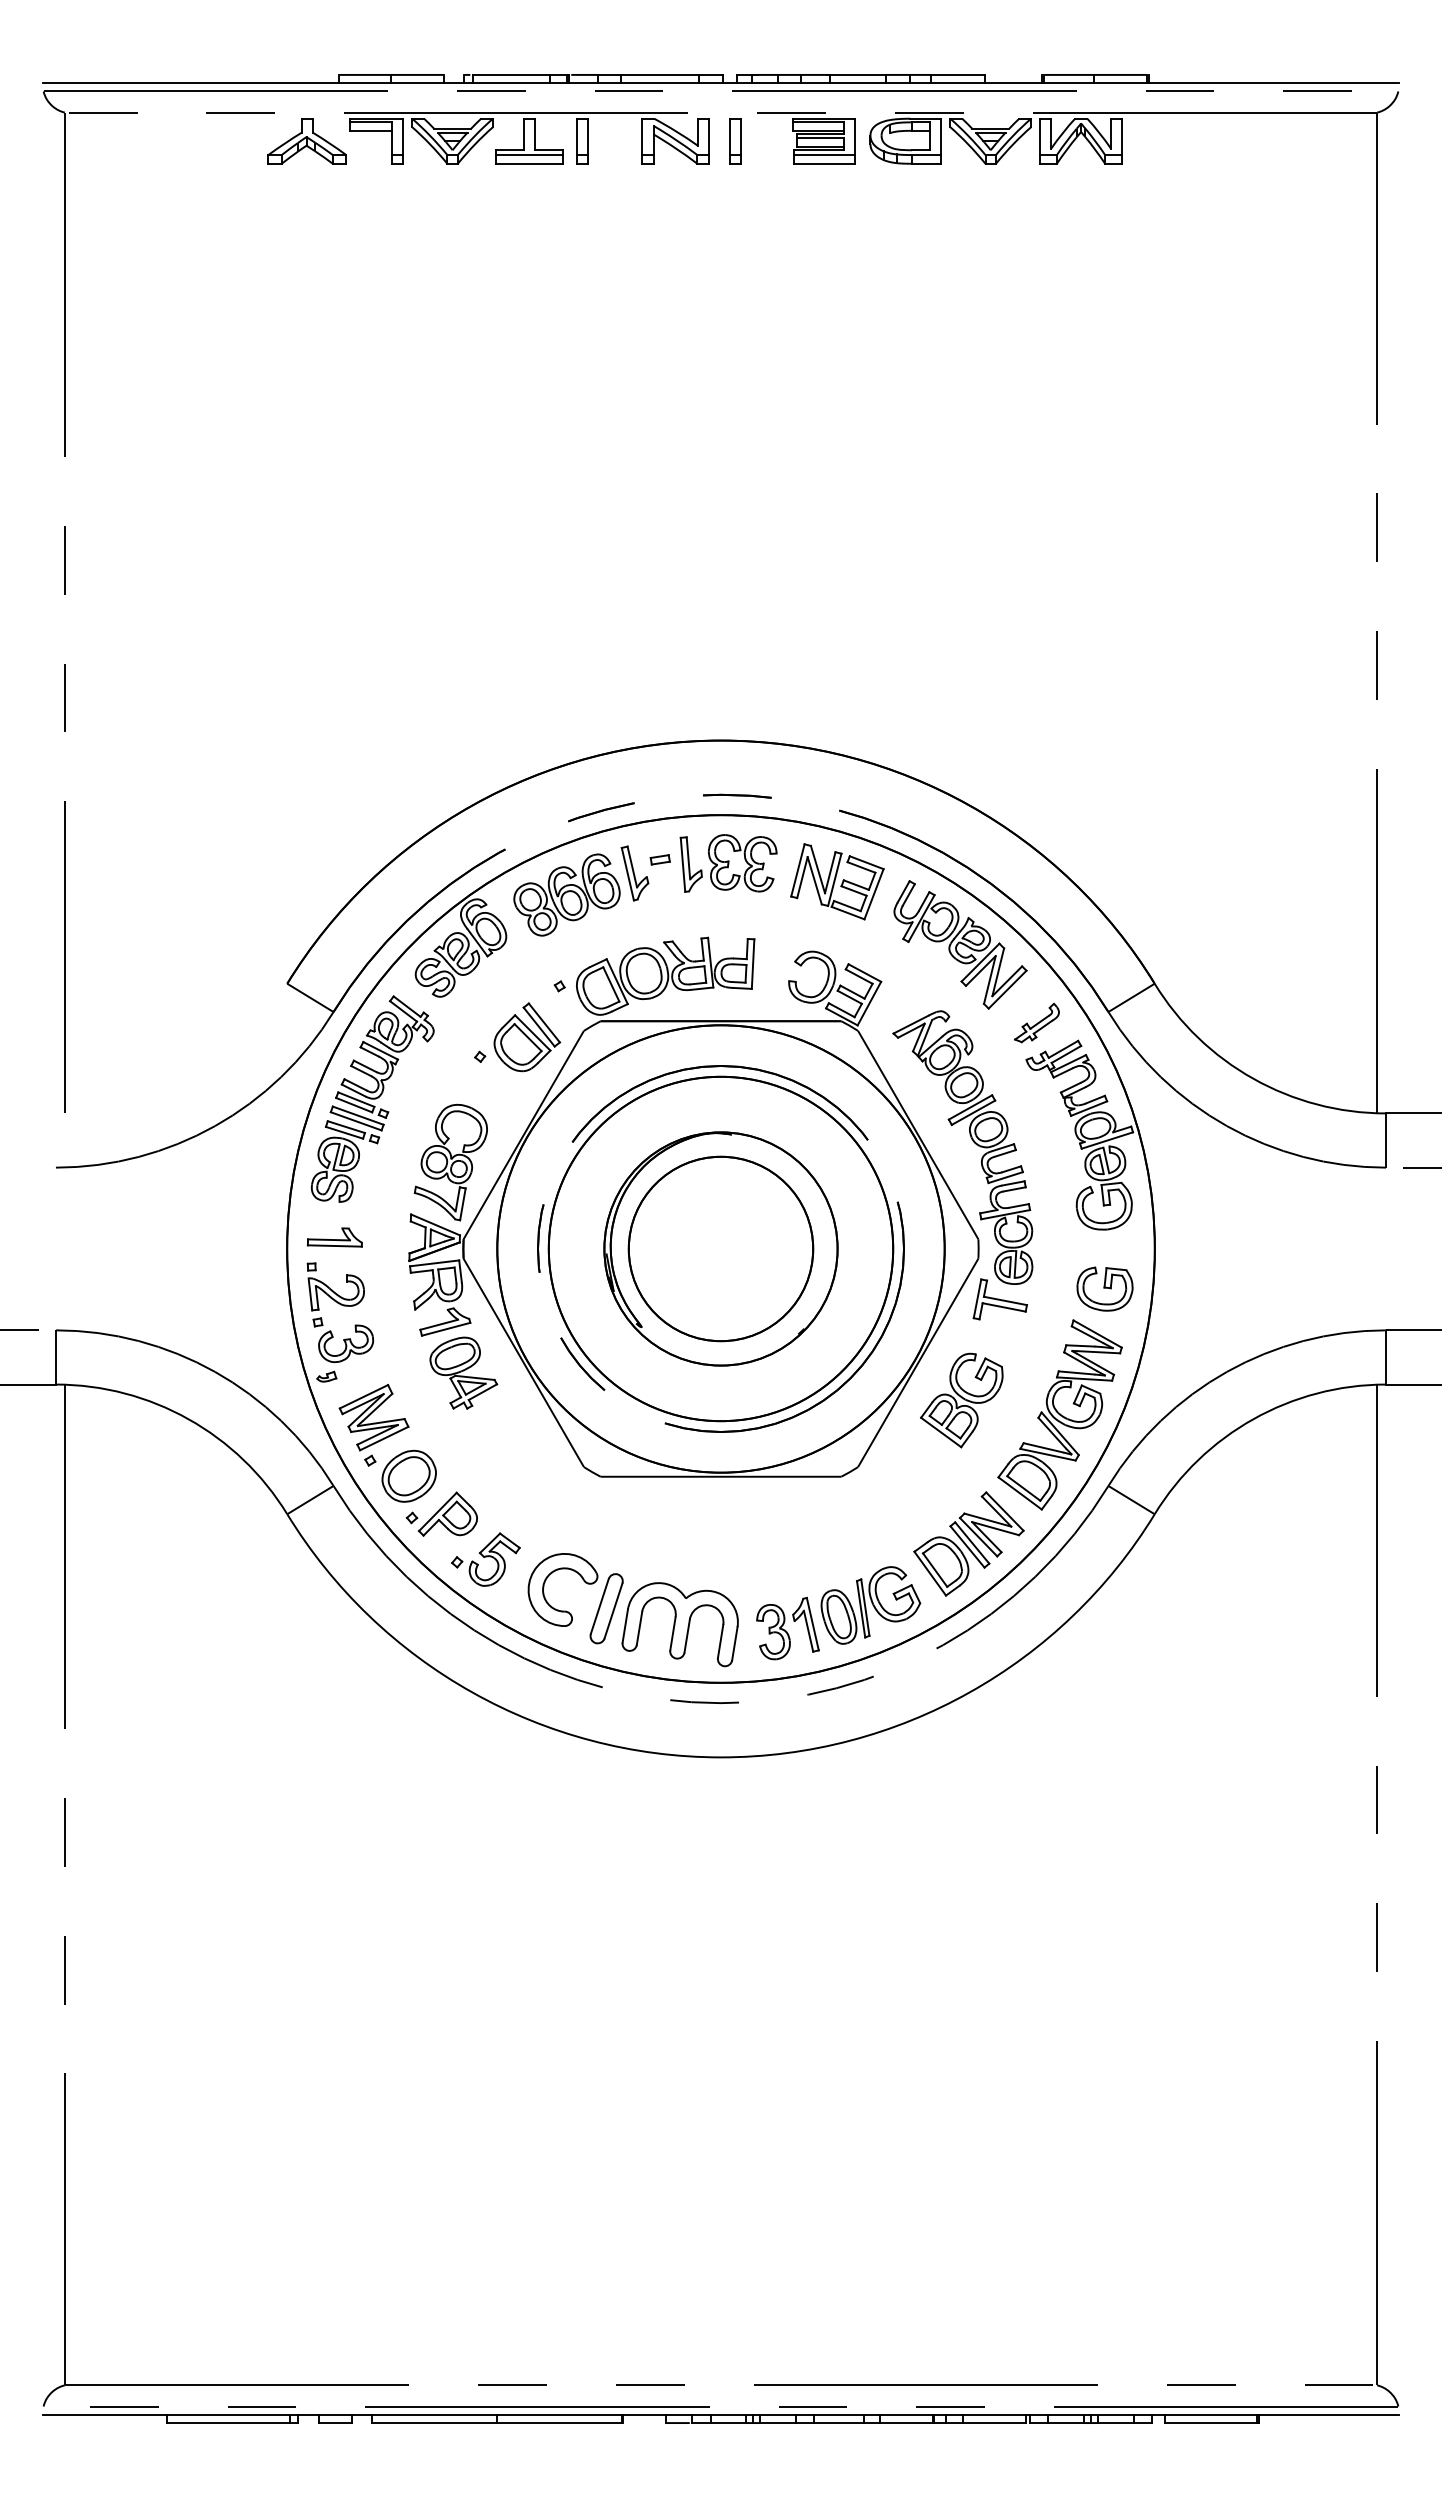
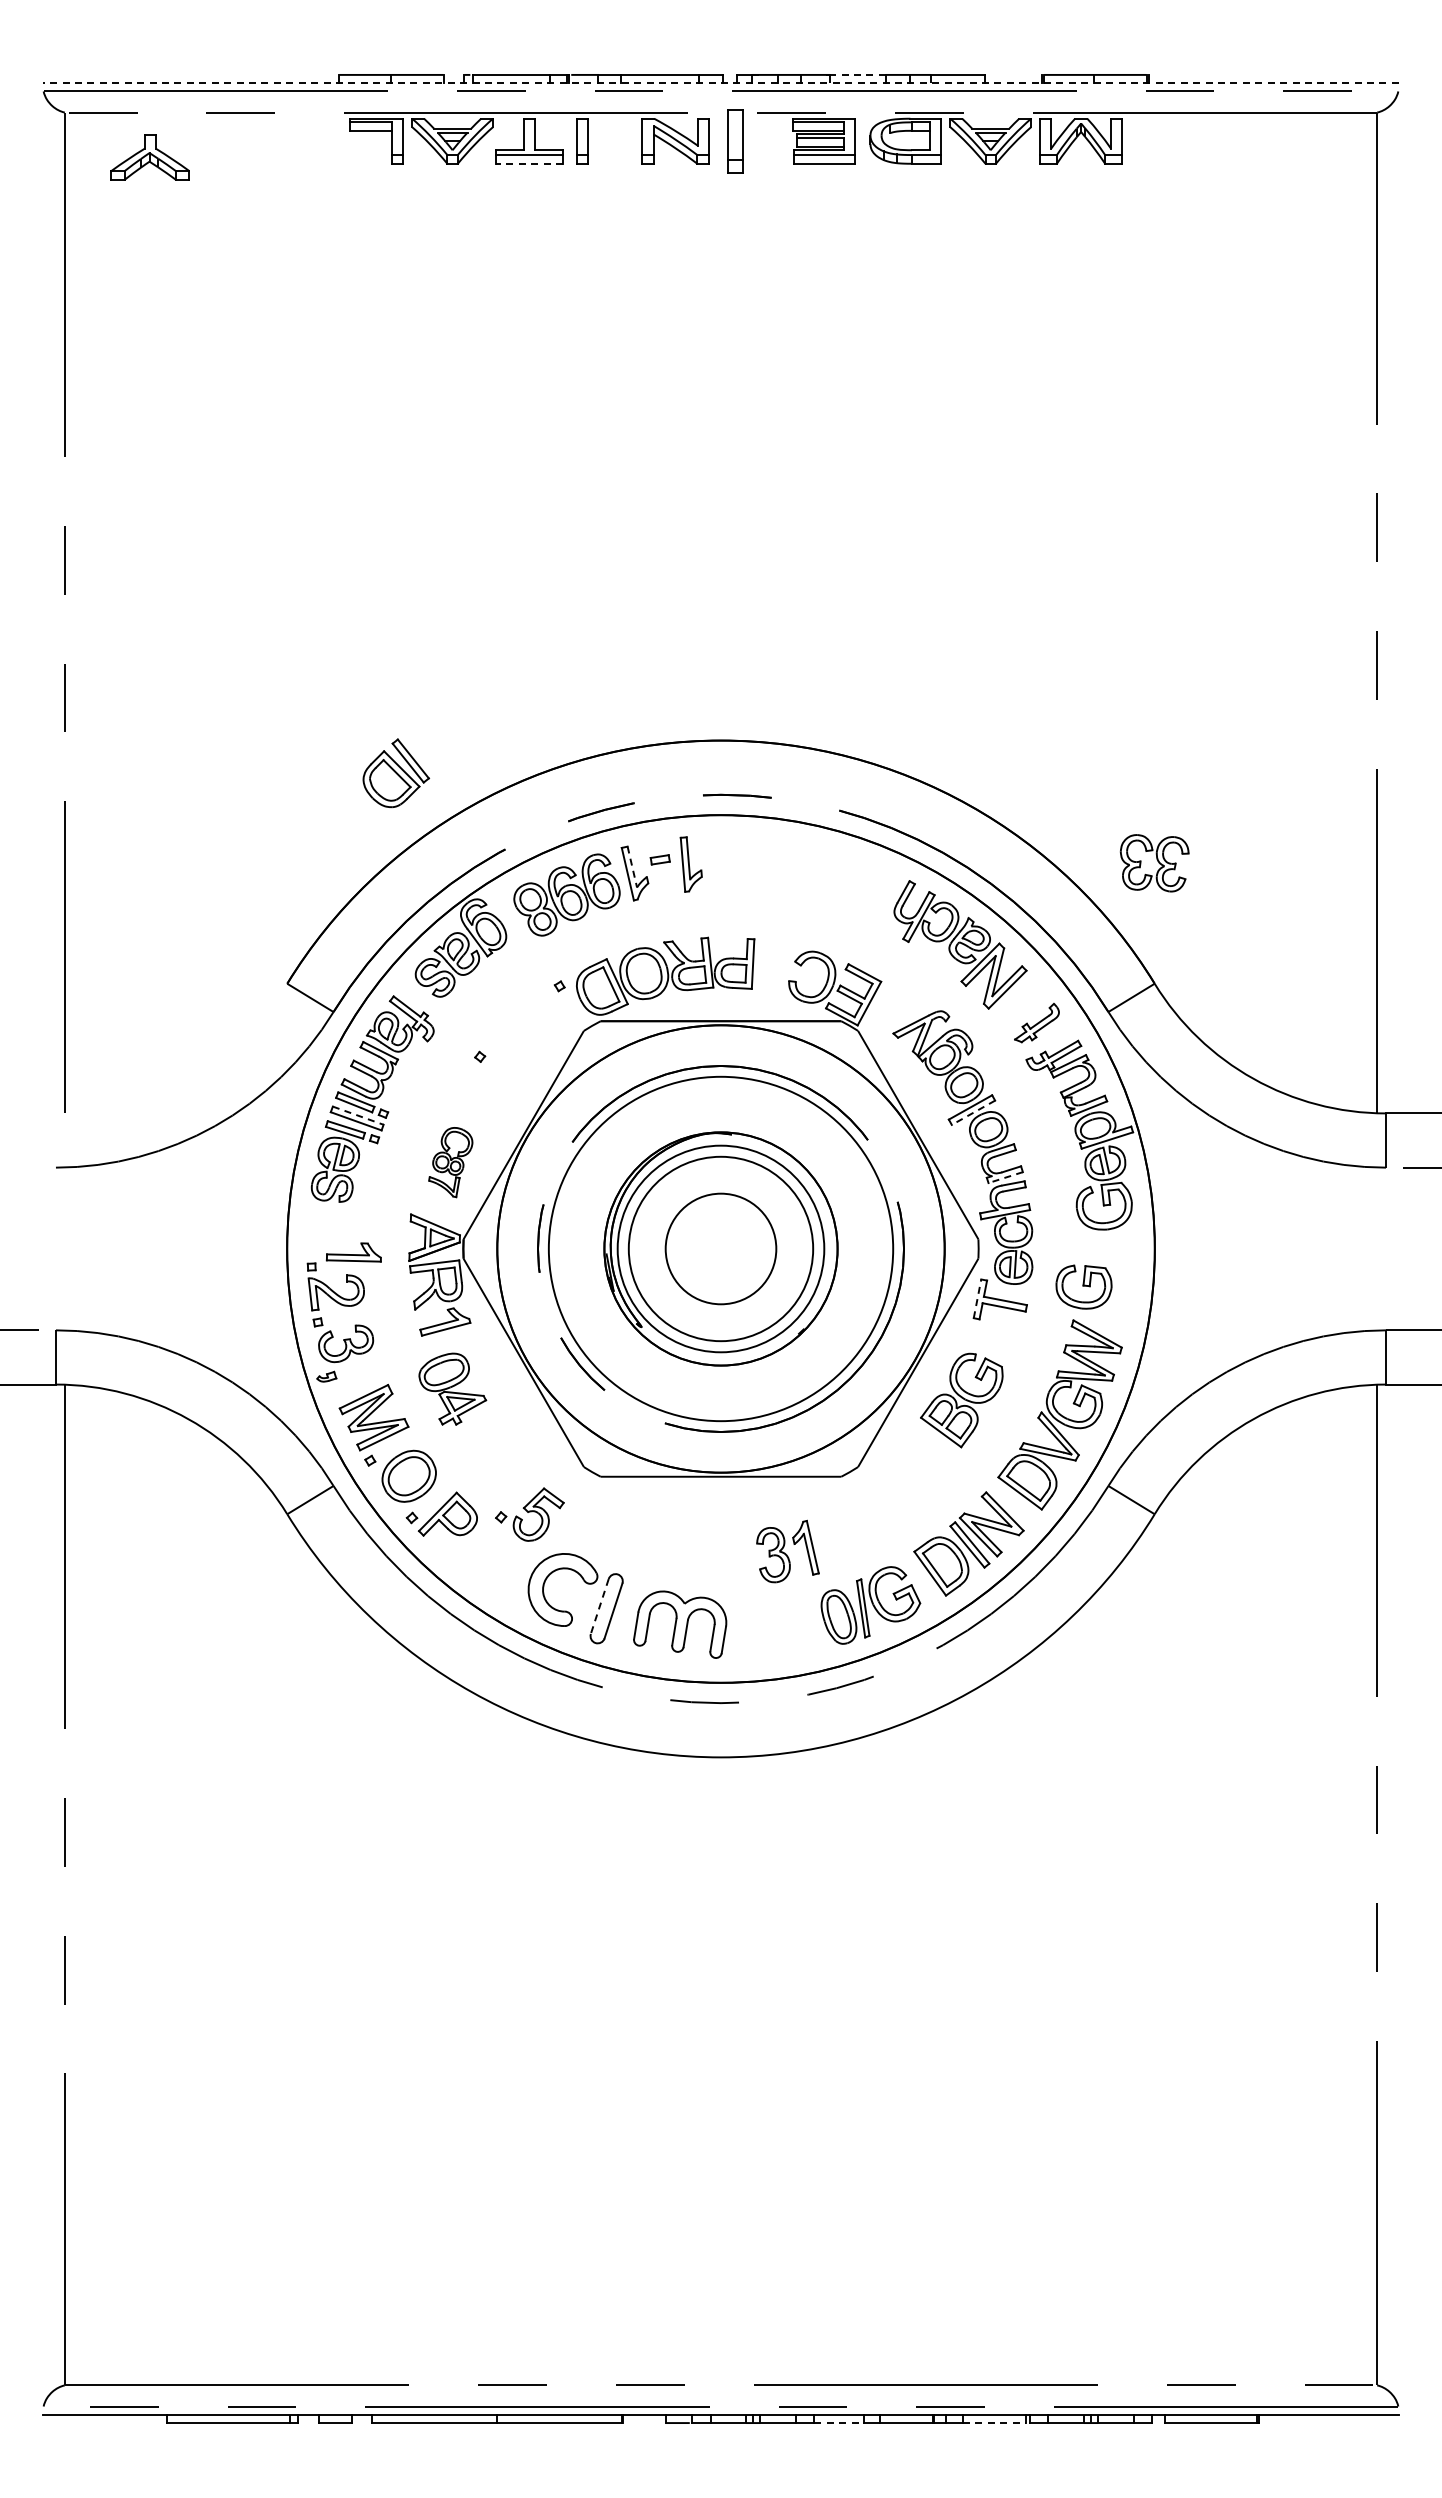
line: solid -> dashed (857, 74)
line: solid -> dashed (721, 83)
part position: (306, 141) -> (149, 157) (149, 157)
part size: 13x47 px -> 17x65 px (735, 141)
line: solid -> dashed (529, 163)
part position: (742, 863) -> (1154, 863) (1154, 863)
line: solid -> dashed (632, 867)
part: present -> none (837, 881)
part position: (527, 1037) -> (396, 773) (396, 773)
line: solid -> dashed (973, 1112)
line: solid -> dashed (358, 1115)
part size: 75x119 px -> 46x72 px (450, 1162)
line: solid -> dashed (1005, 1177)
part position: (334, 1237) -> (353, 1252) (353, 1252)
circle diameter: 184 px -> 111 px (720, 1248)
circle diameter: 344 px -> 207 px (720, 1248)
part position: (1104, 1288) -> (1083, 1286) (1083, 1286)
line: solid -> dashed (977, 1298)
part position: (463, 1372) -> (452, 1388) (452, 1388)
part position: (485, 1559) -> (529, 1514) (529, 1514)
line: solid -> dashed (599, 1606)
part size: 118x86 px -> 95x69 px (680, 1624)
part position: (787, 1628) -> (787, 1551) (787, 1551)
line: solid -> dashed (839, 2423)
line: solid -> dashed (994, 2423)
